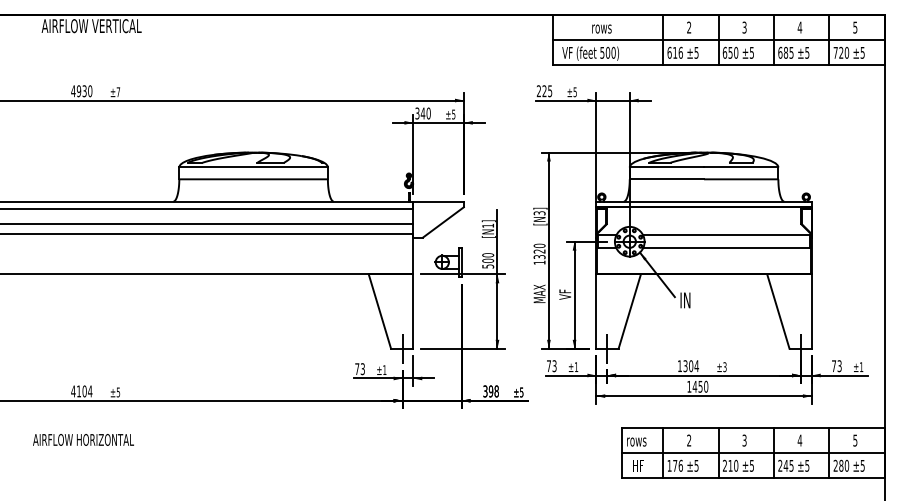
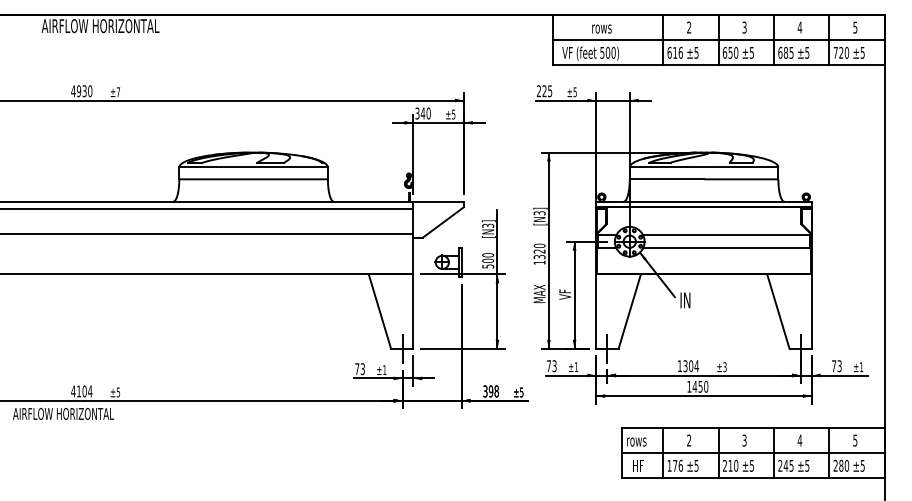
text: AIRFLOW VERTICAL -> AIRFLOW HORIZONTAL (125, 26)
line: present -> none (207, 224)
text: [N1] -> [N3] (488, 225)
text position: (83, 439) -> (63, 413) (63, 413)
